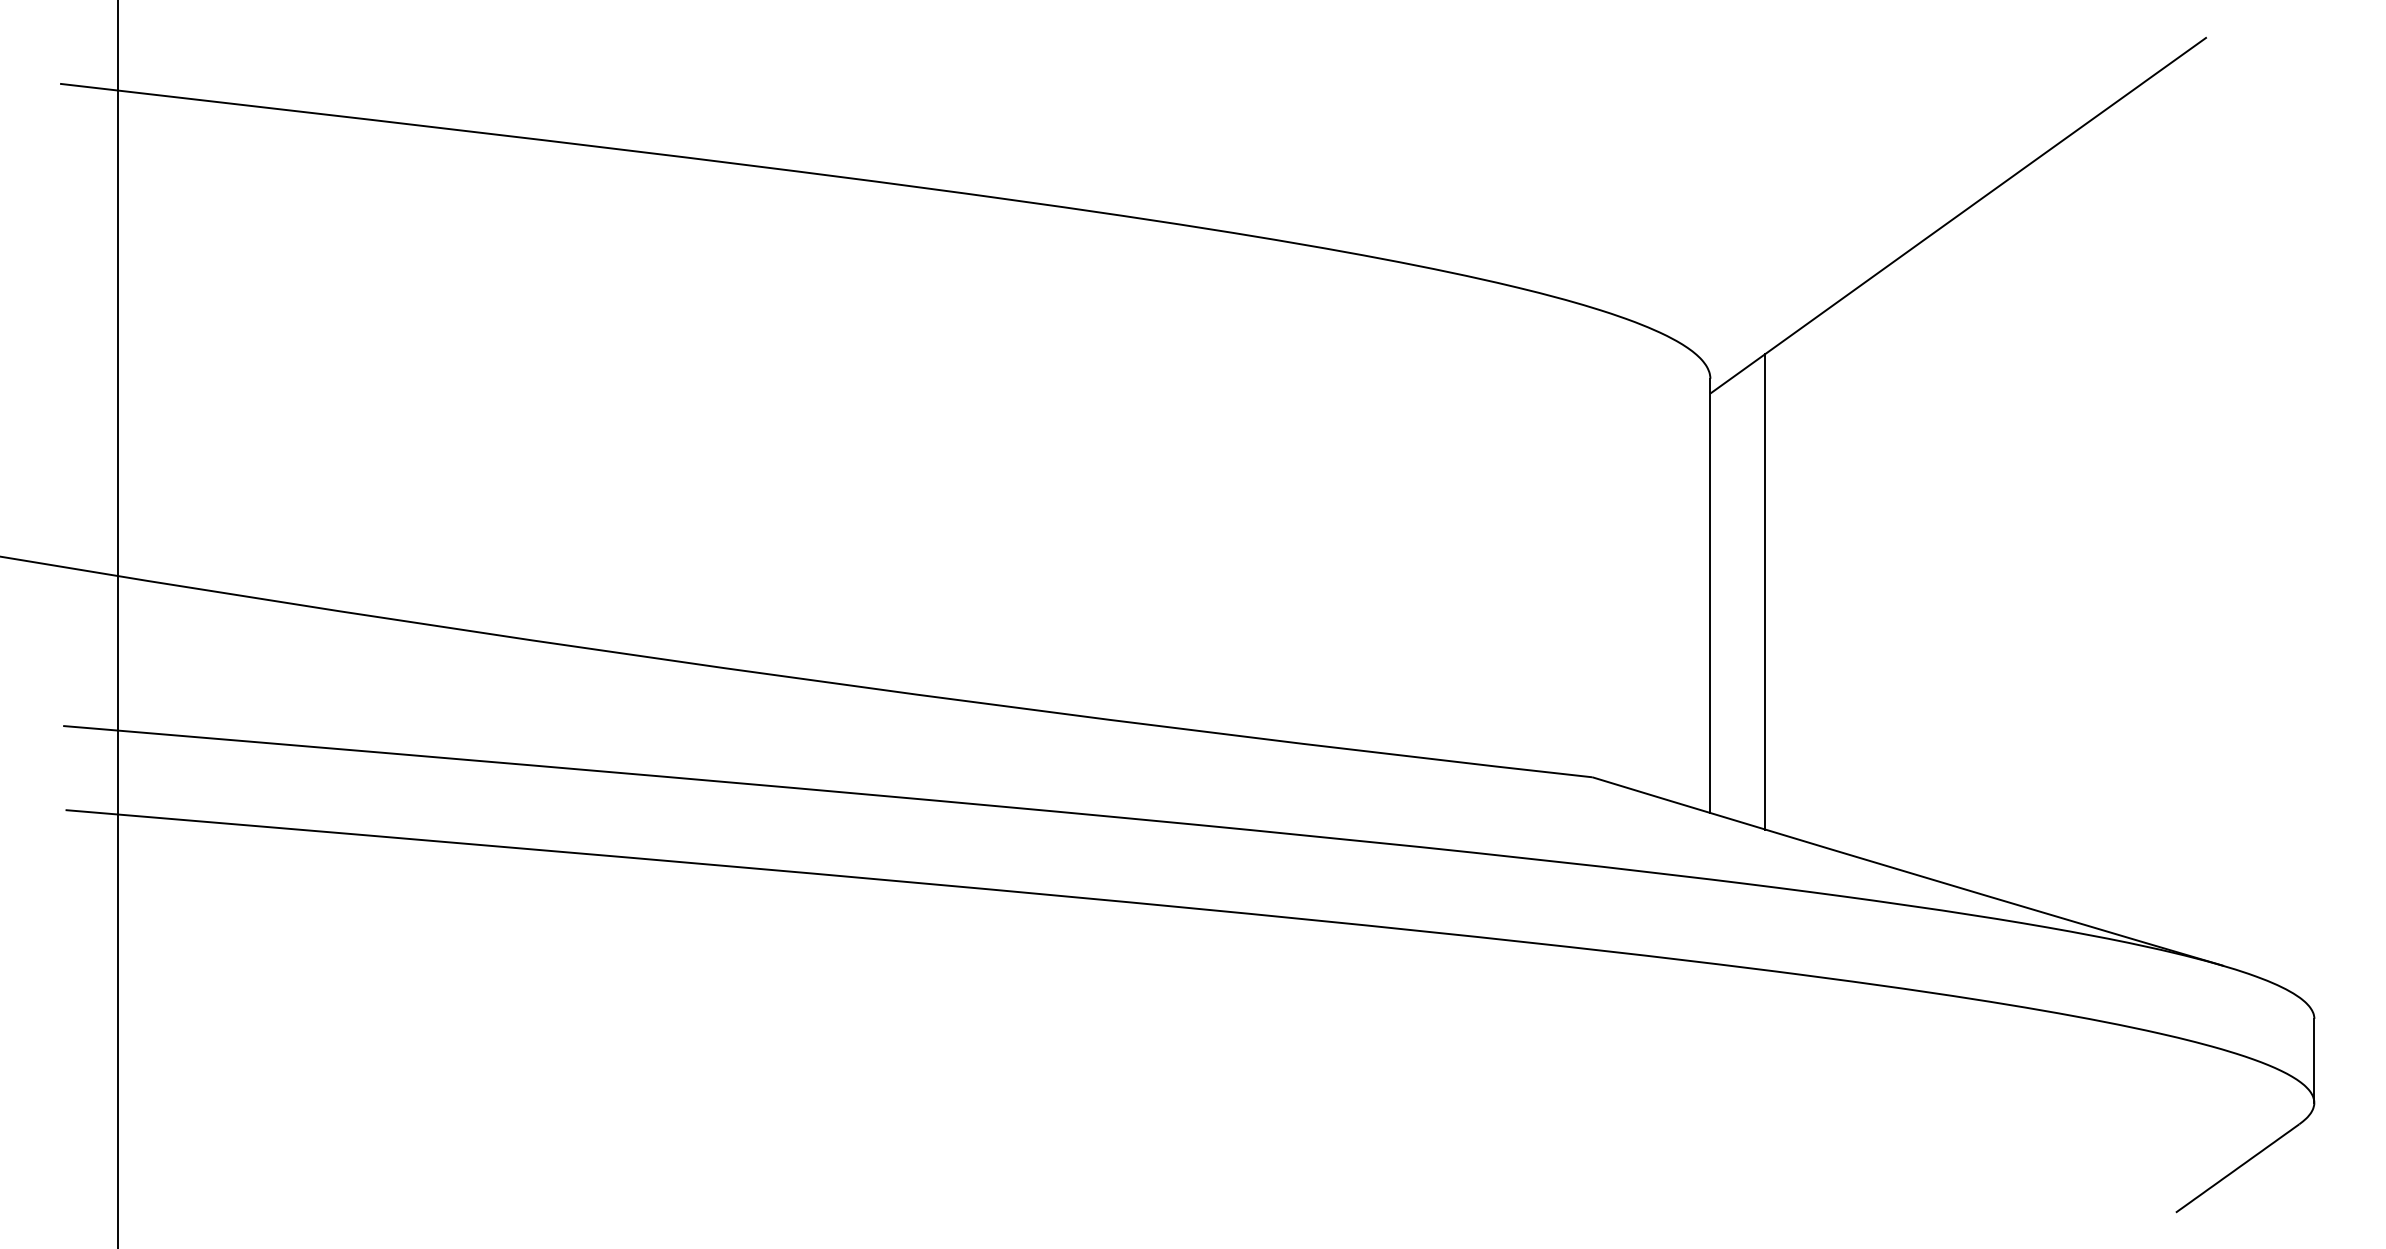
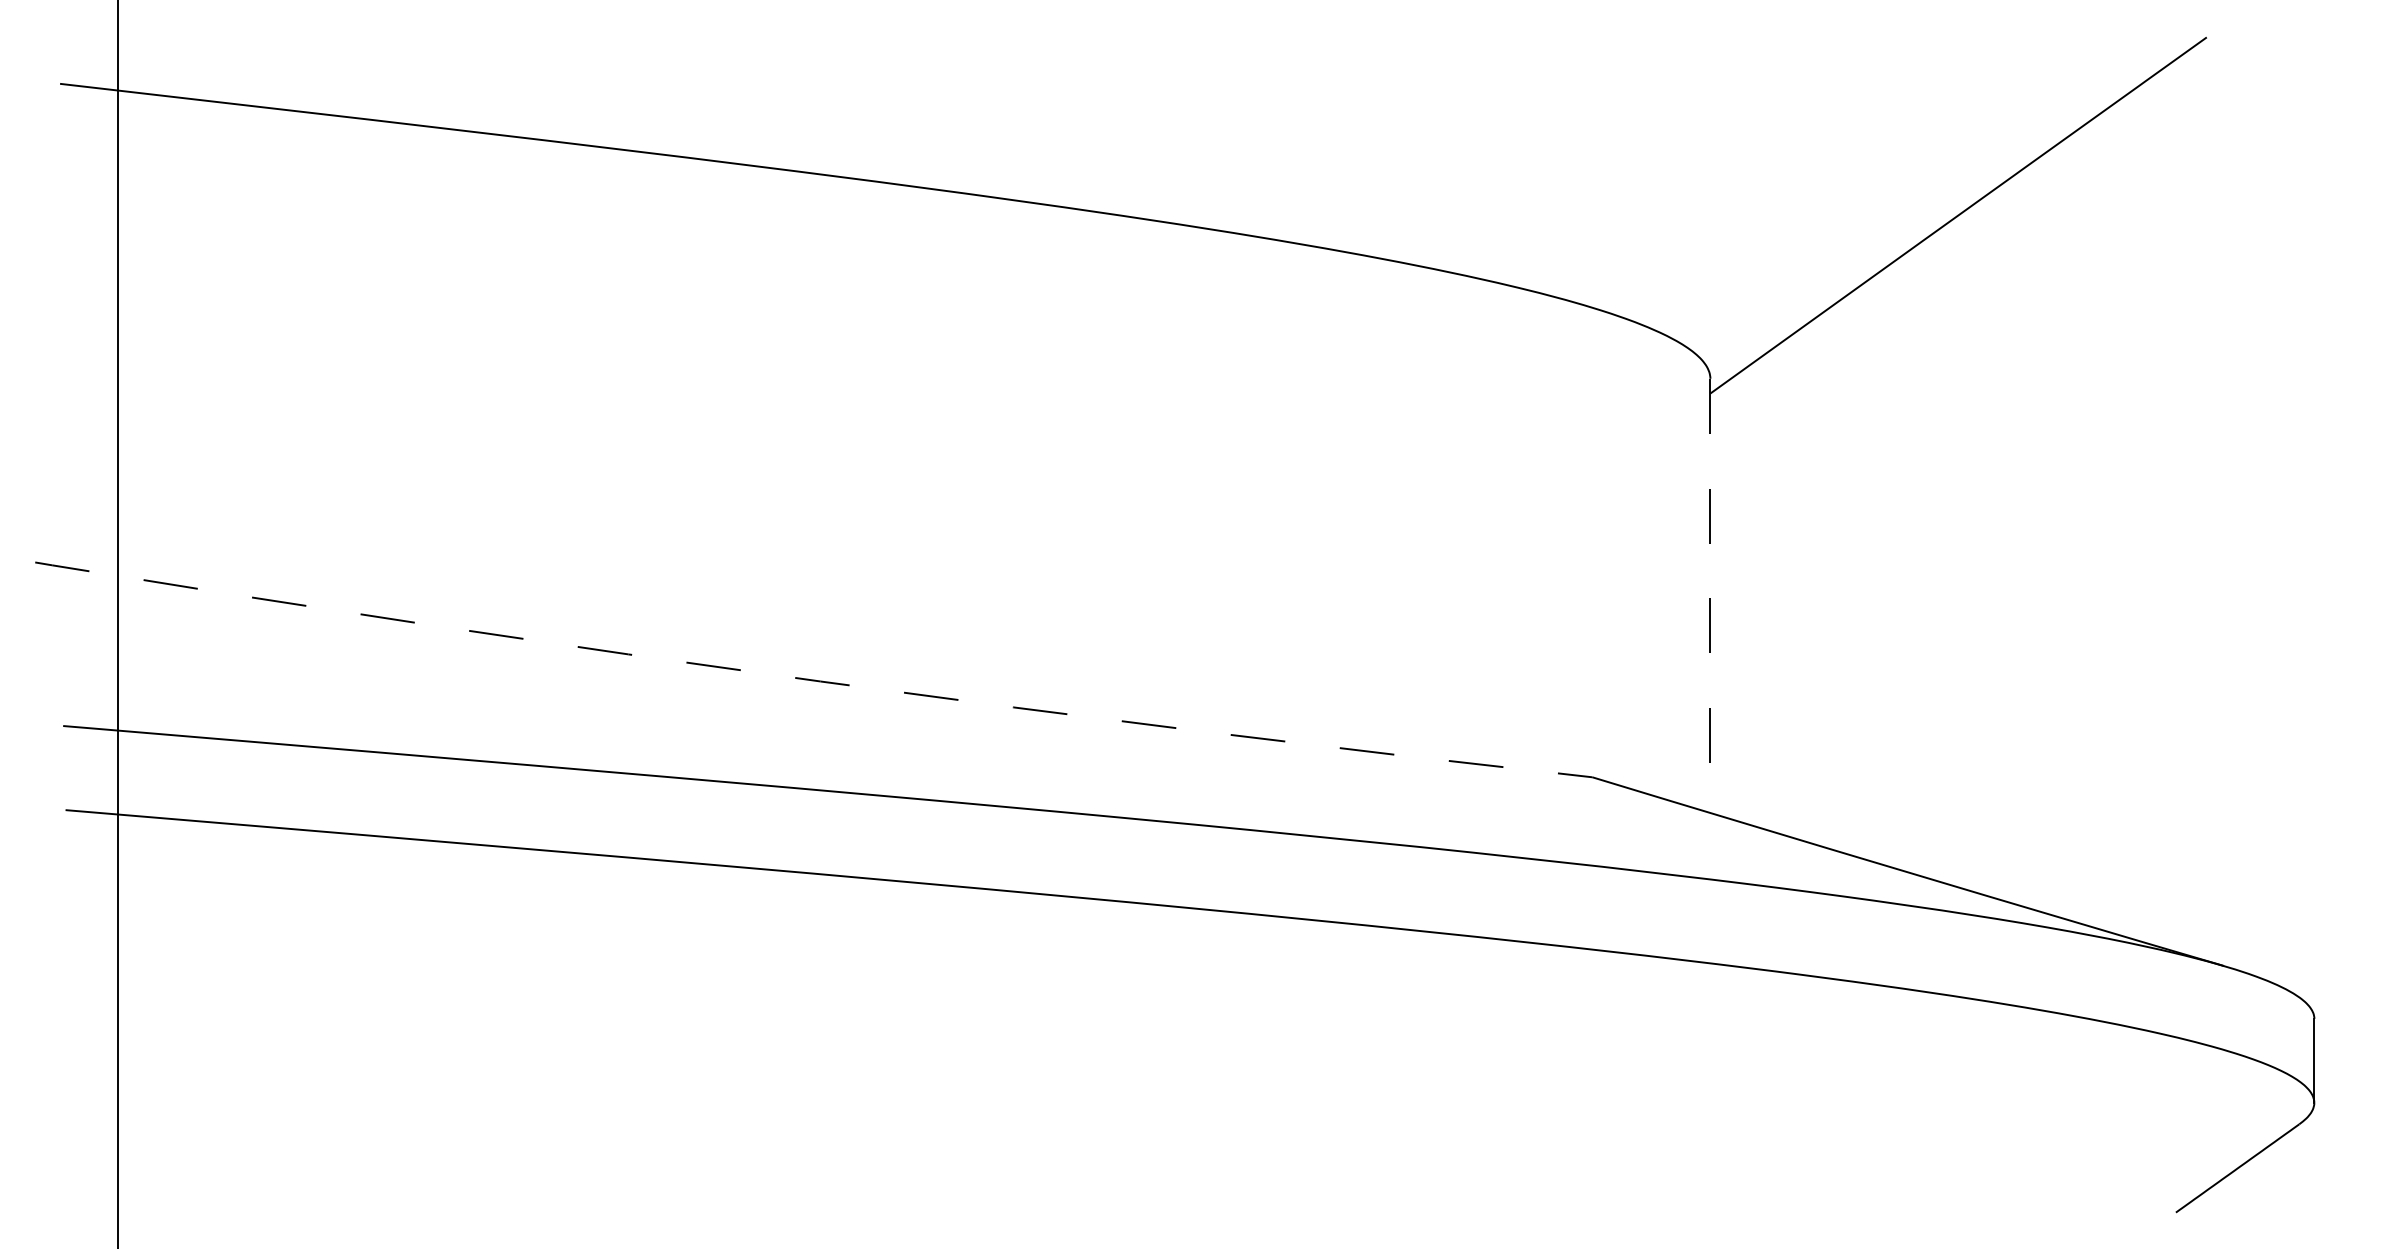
line: present -> none (1765, 591)
line: solid -> dashed (1710, 596)
arc: solid -> dashed (795, 677)
